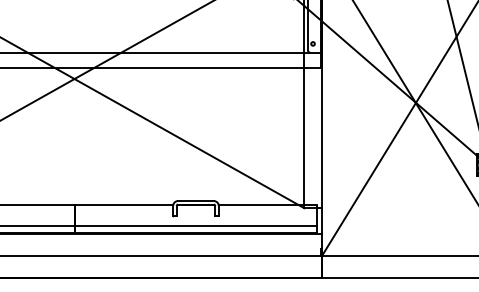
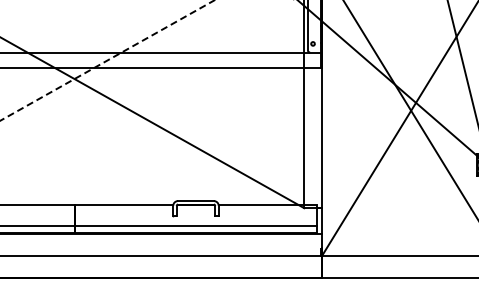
line: solid -> dashed (107, 60)
line position: (414, 101) -> (409, 108) (409, 108)
